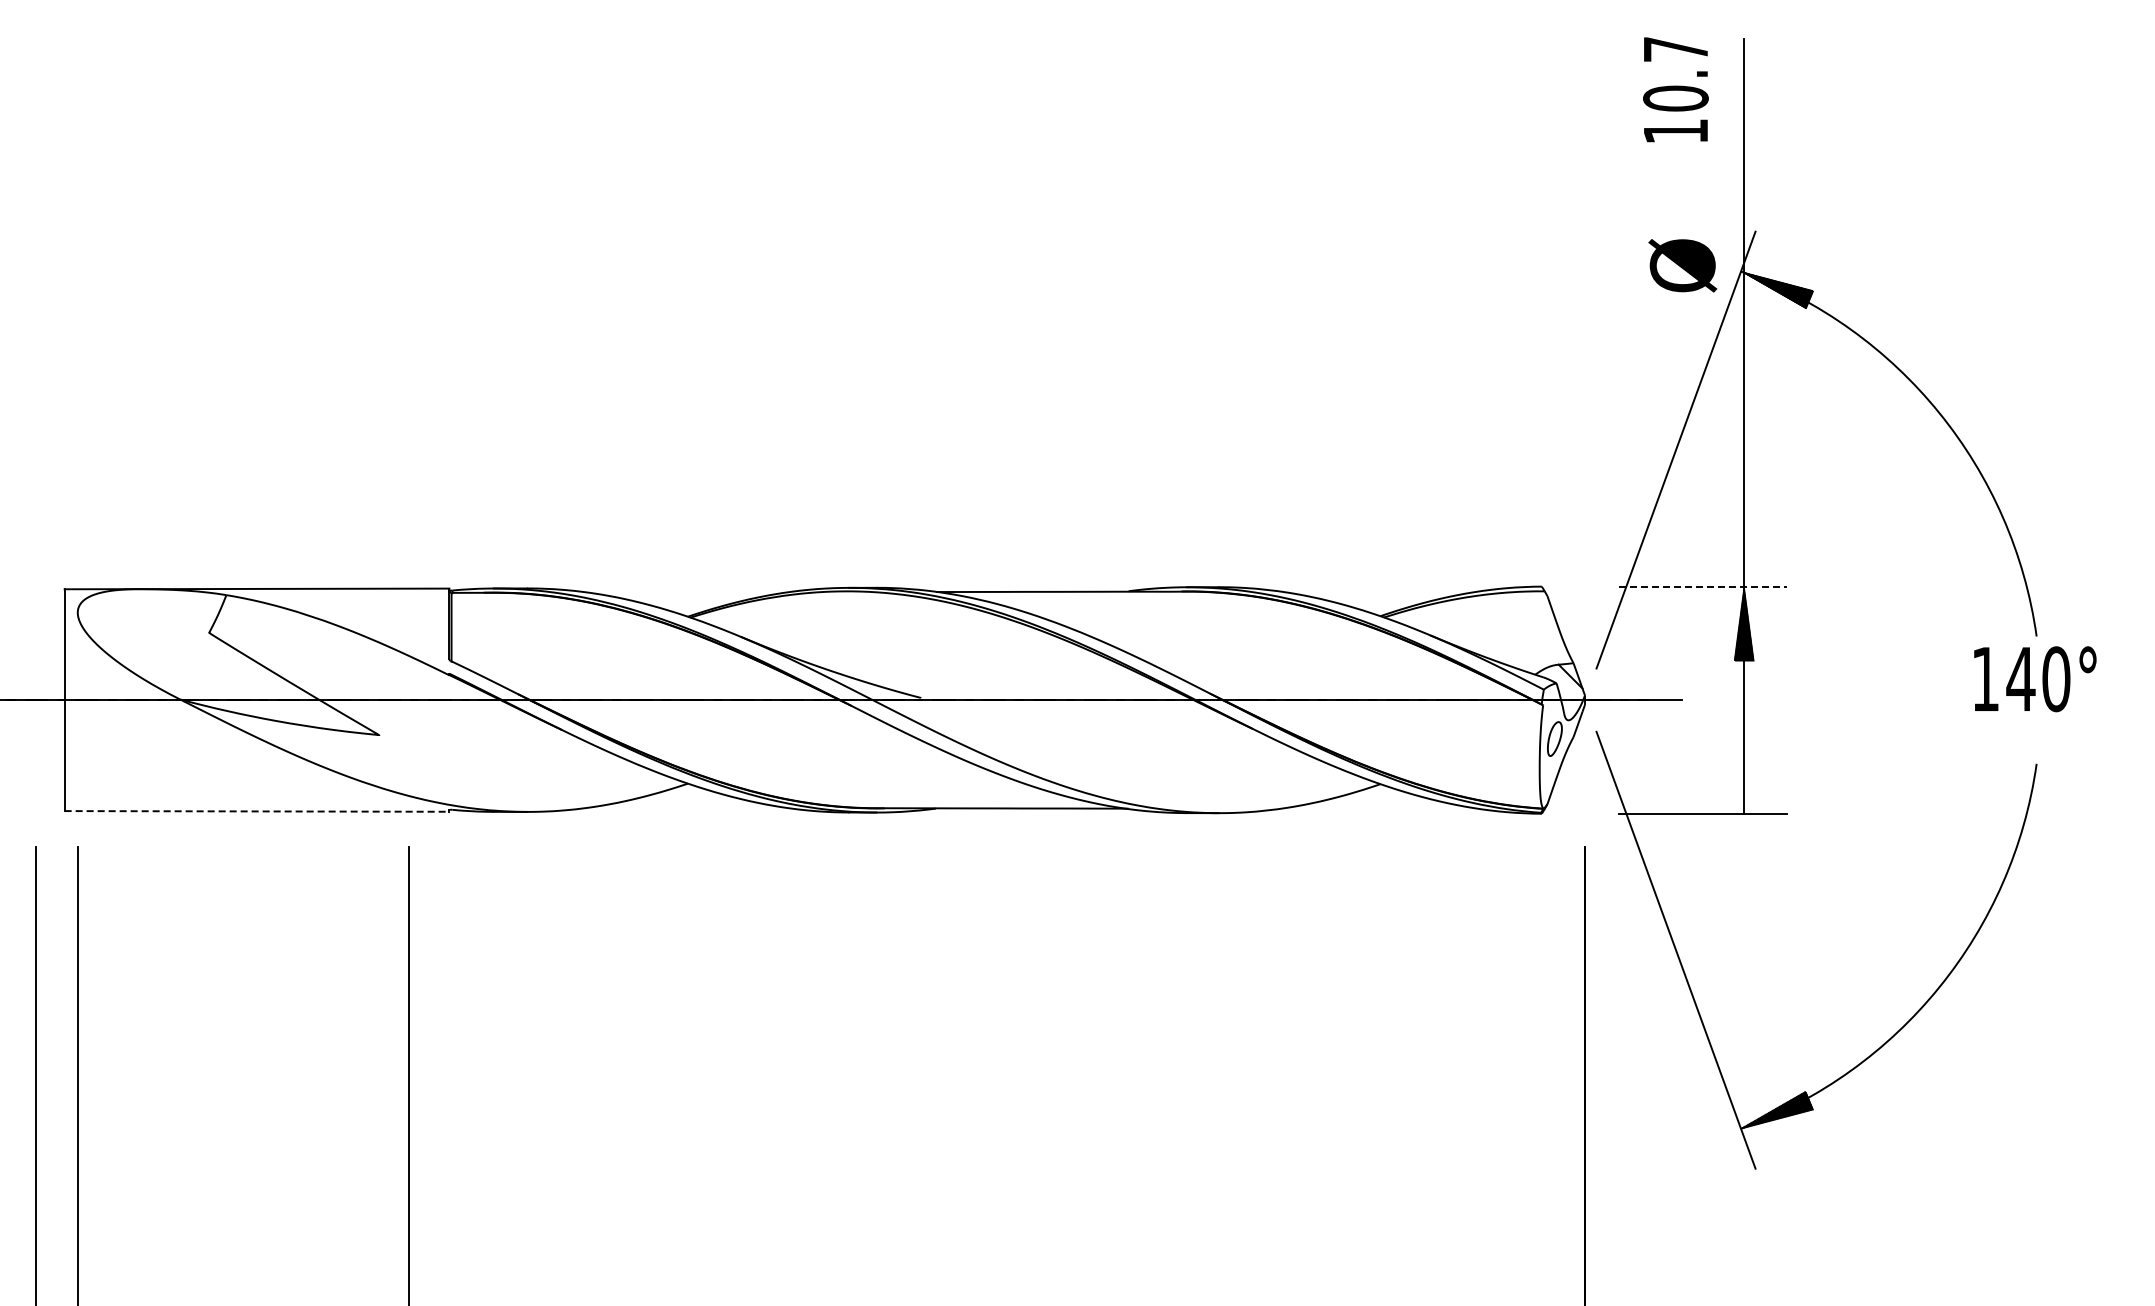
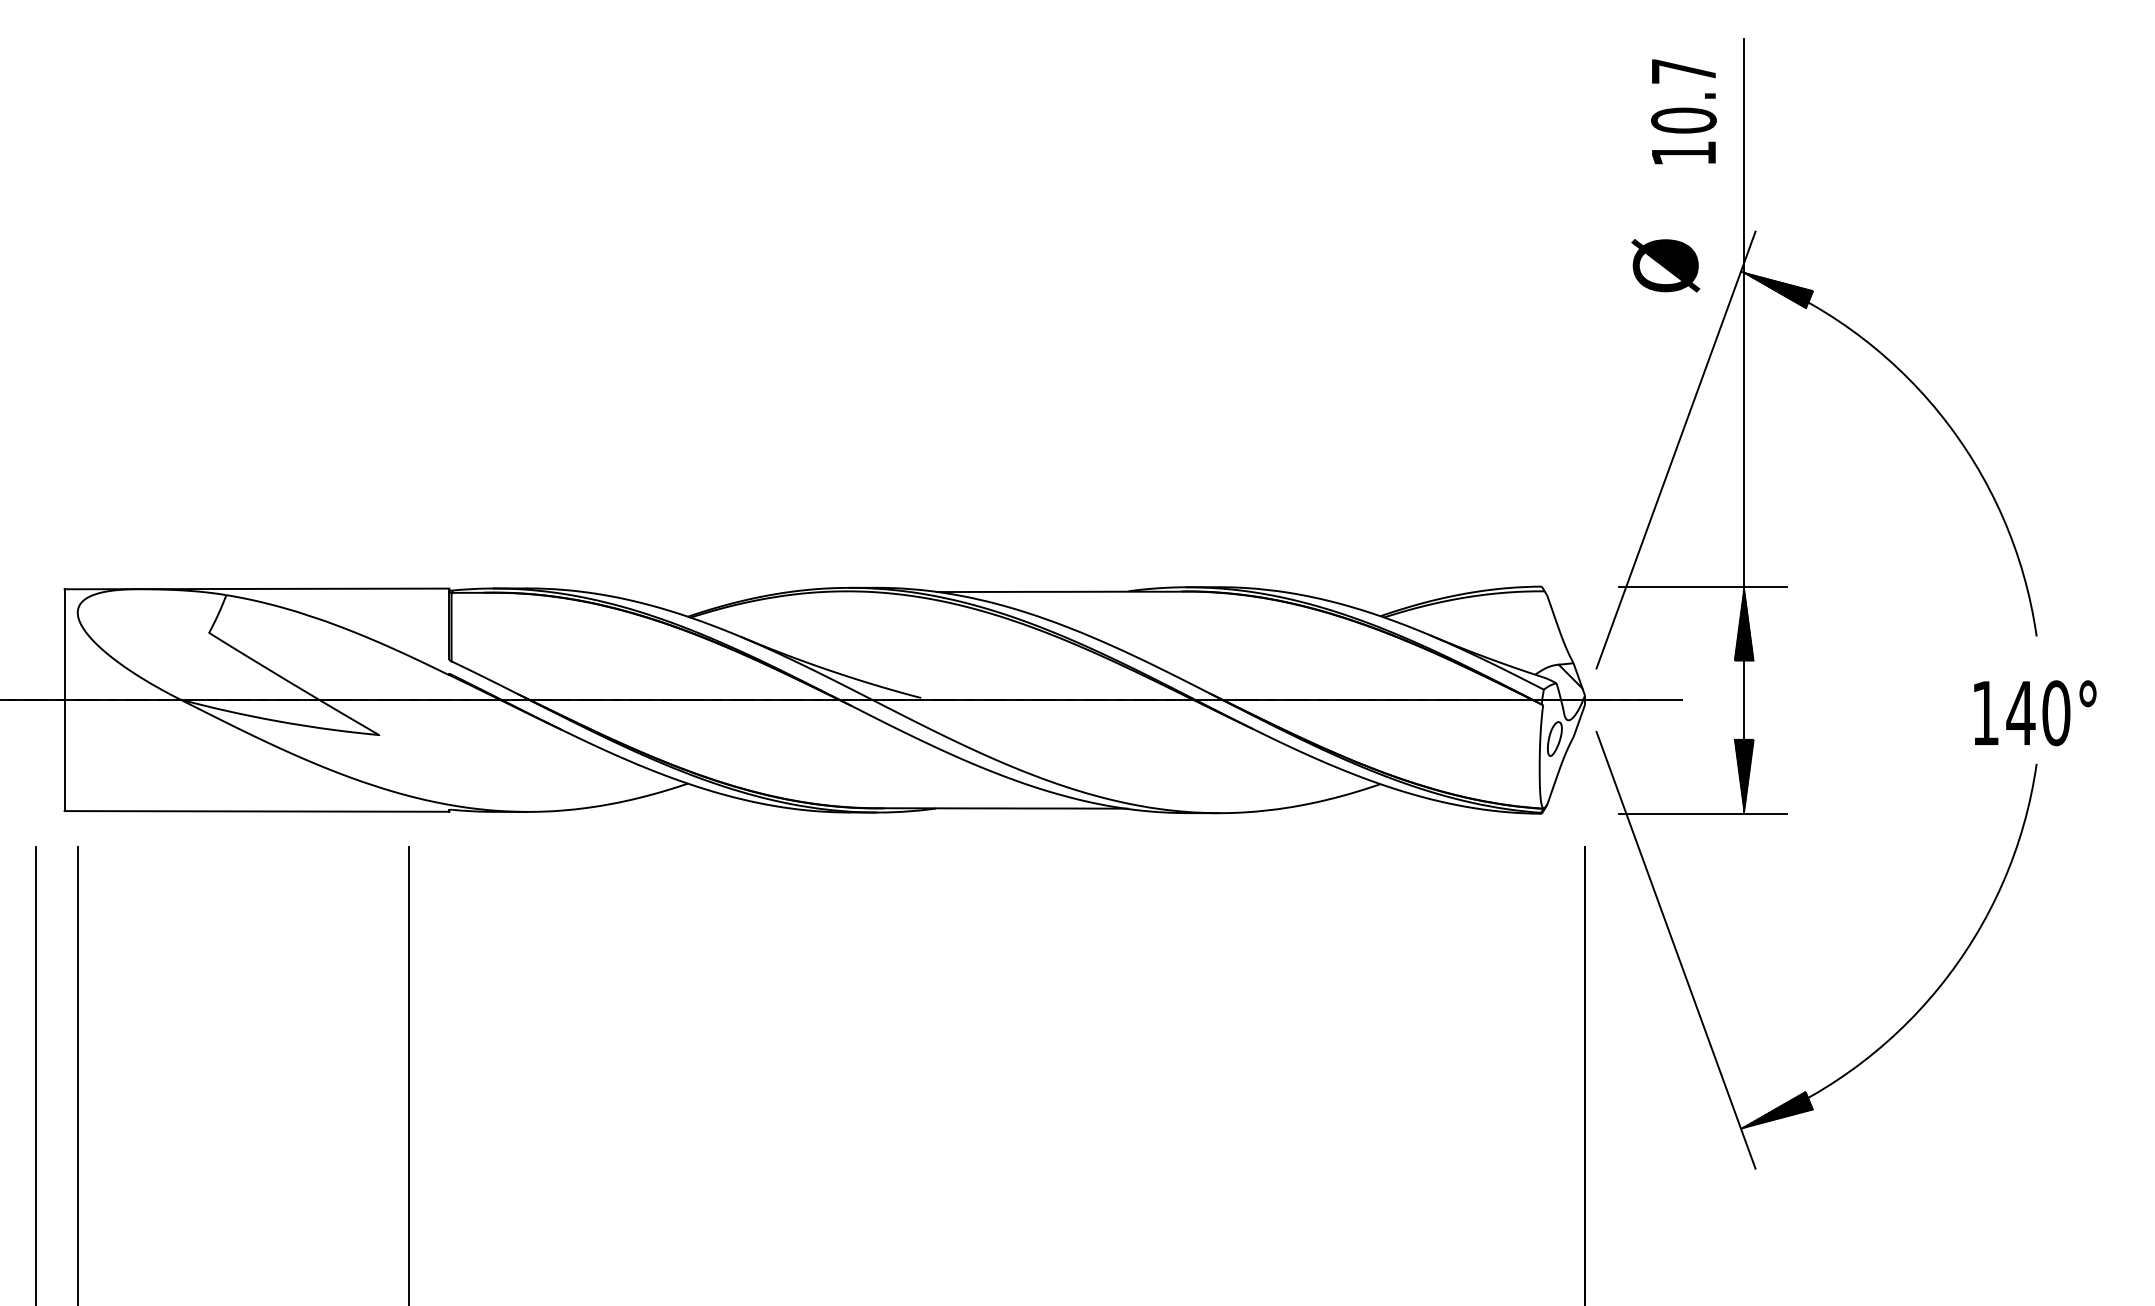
text position: (1675, 89) -> (1683, 111) (1683, 111)
text position: (1682, 265) -> (1665, 265) (1665, 265)
line: dashed -> solid (1702, 586)
text position: (2035, 679) -> (2035, 713) (2035, 713)
hatch: none -> present (1743, 776)
line: dashed -> solid (257, 811)
